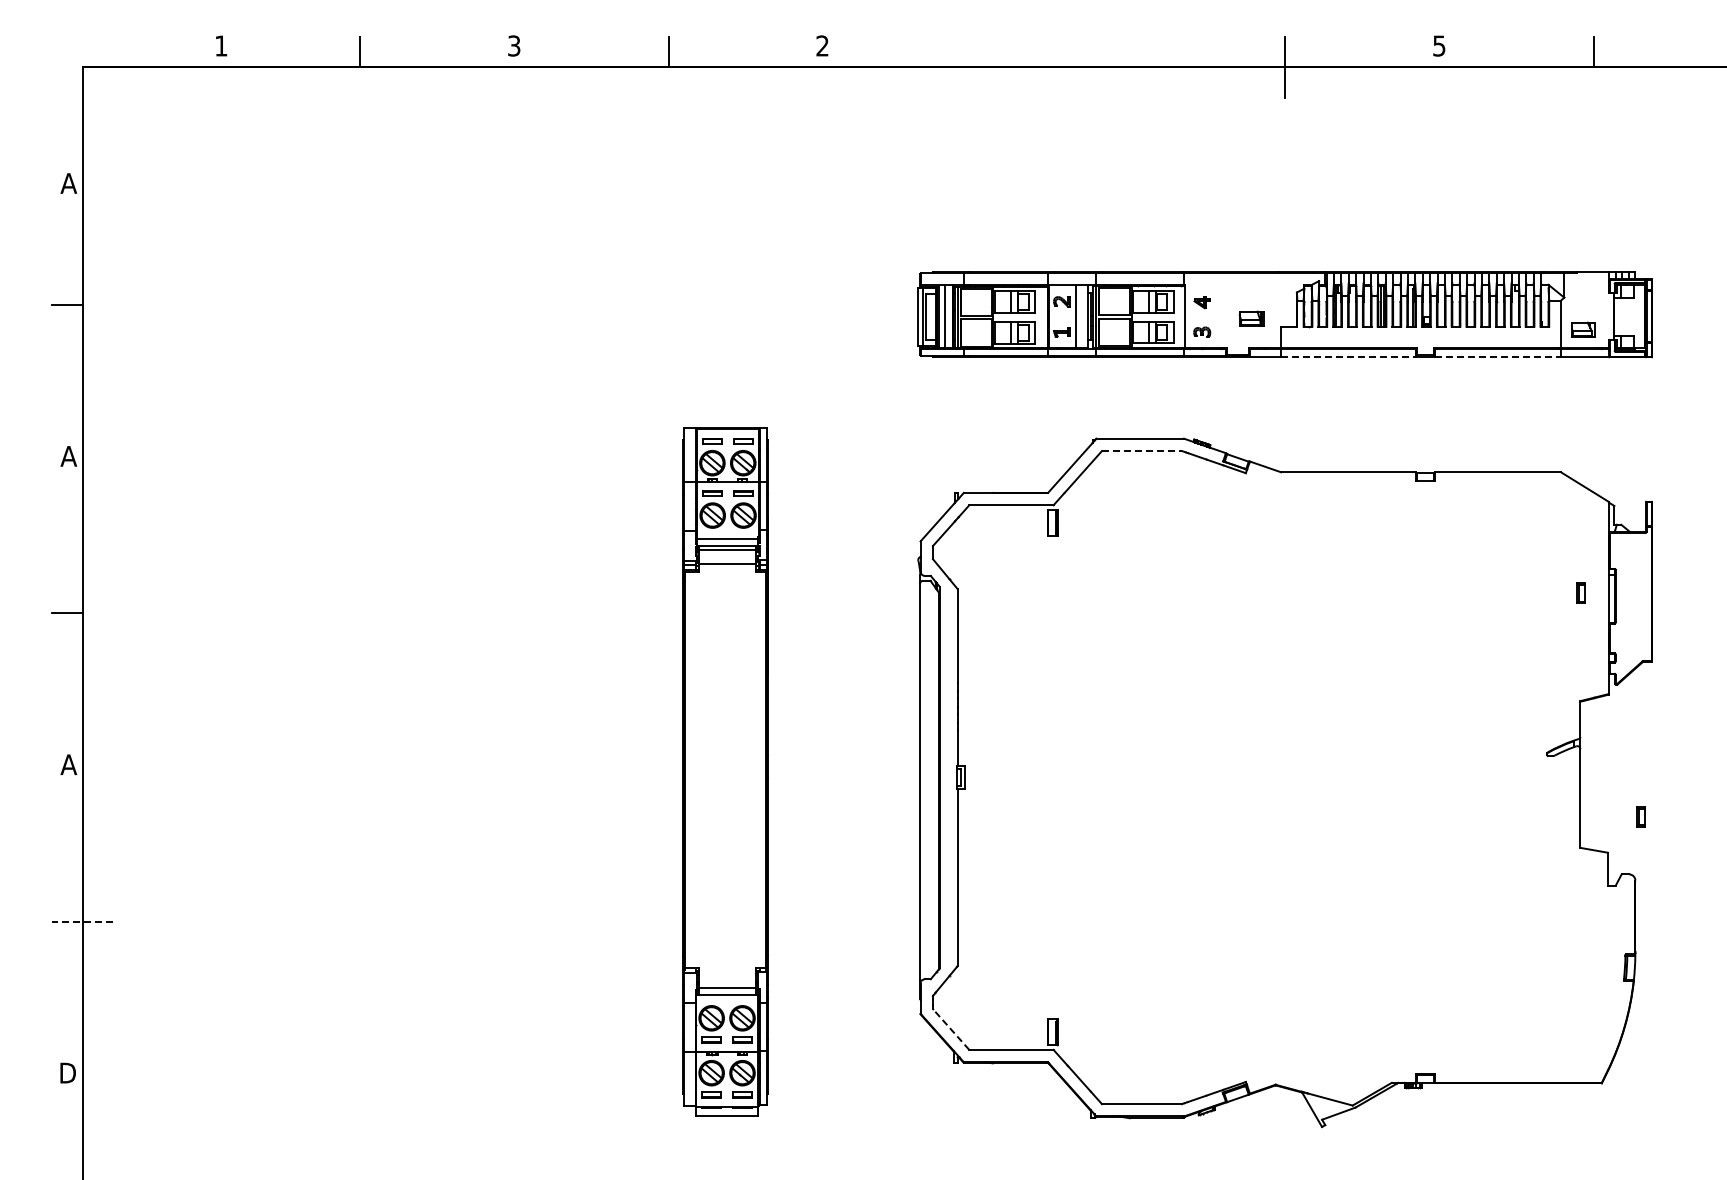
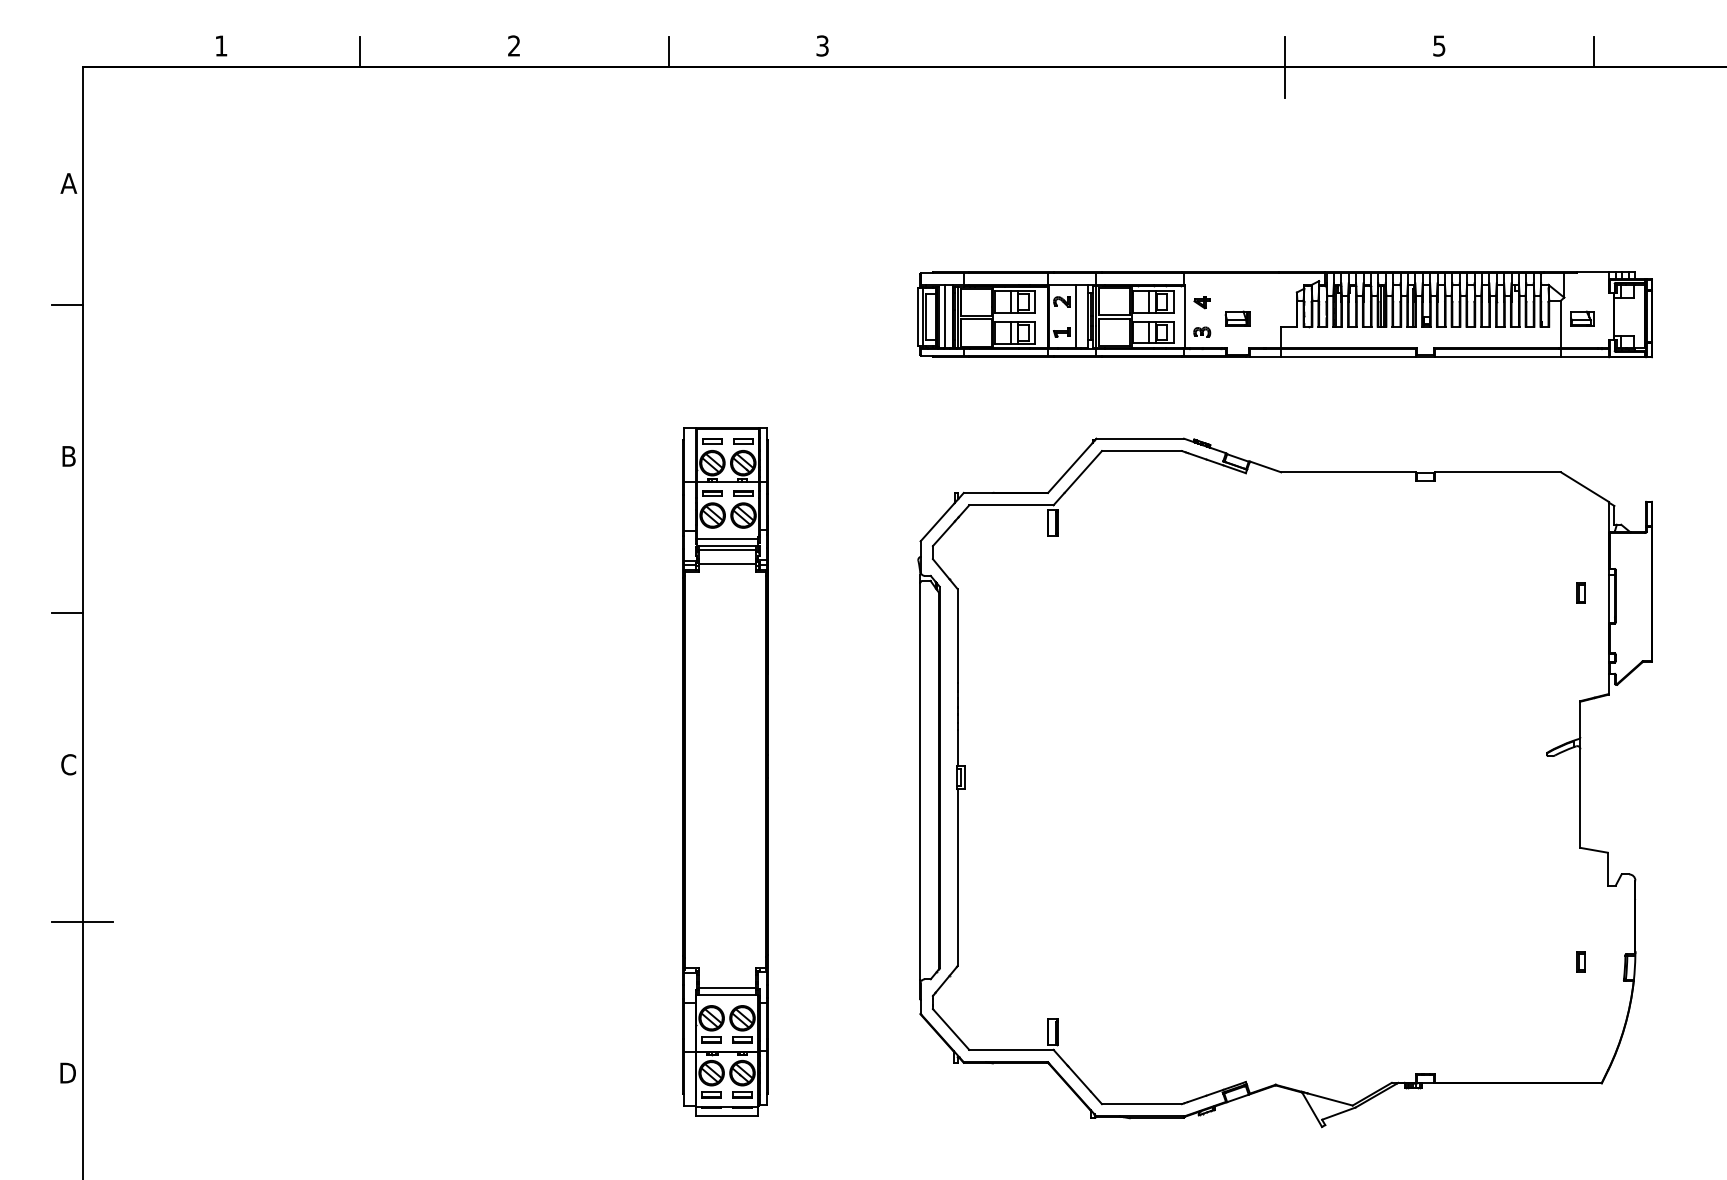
text: 3 -> 2 (514, 45)
text: 2 -> 3 (822, 45)
part position: (1251, 318) -> (1237, 318) (1237, 318)
part position: (1583, 329) -> (1582, 318) (1582, 318)
line: dashed -> solid (1348, 357)
line: dashed -> solid (1498, 357)
line: dashed -> solid (1141, 451)
text: A -> B (68, 456)
text: A -> C (68, 764)
part position: (1640, 816) -> (1580, 961) (1580, 961)
line: dashed -> solid (82, 921)
line: dashed -> solid (950, 1029)
